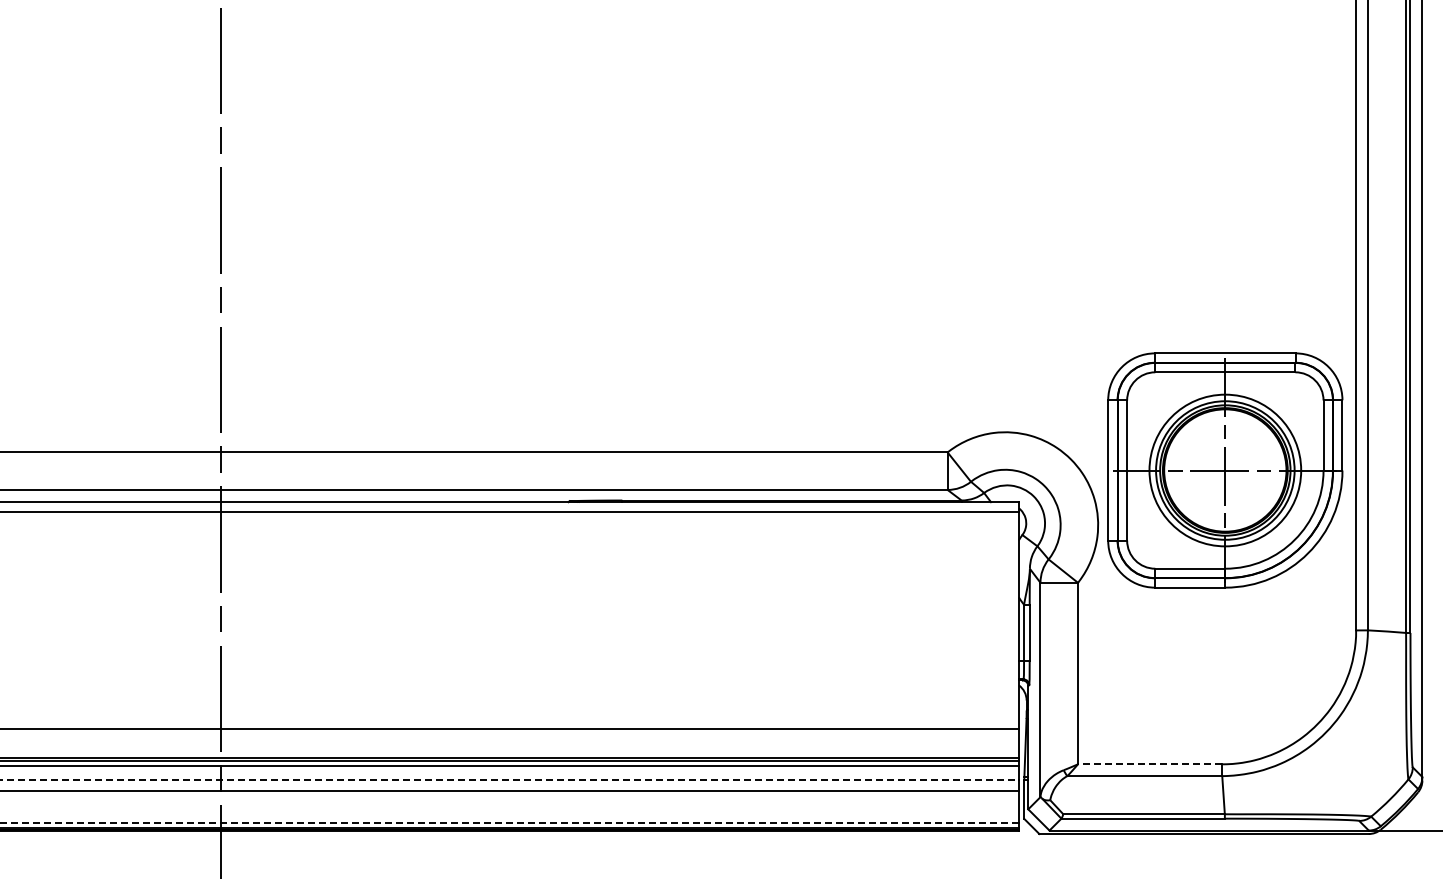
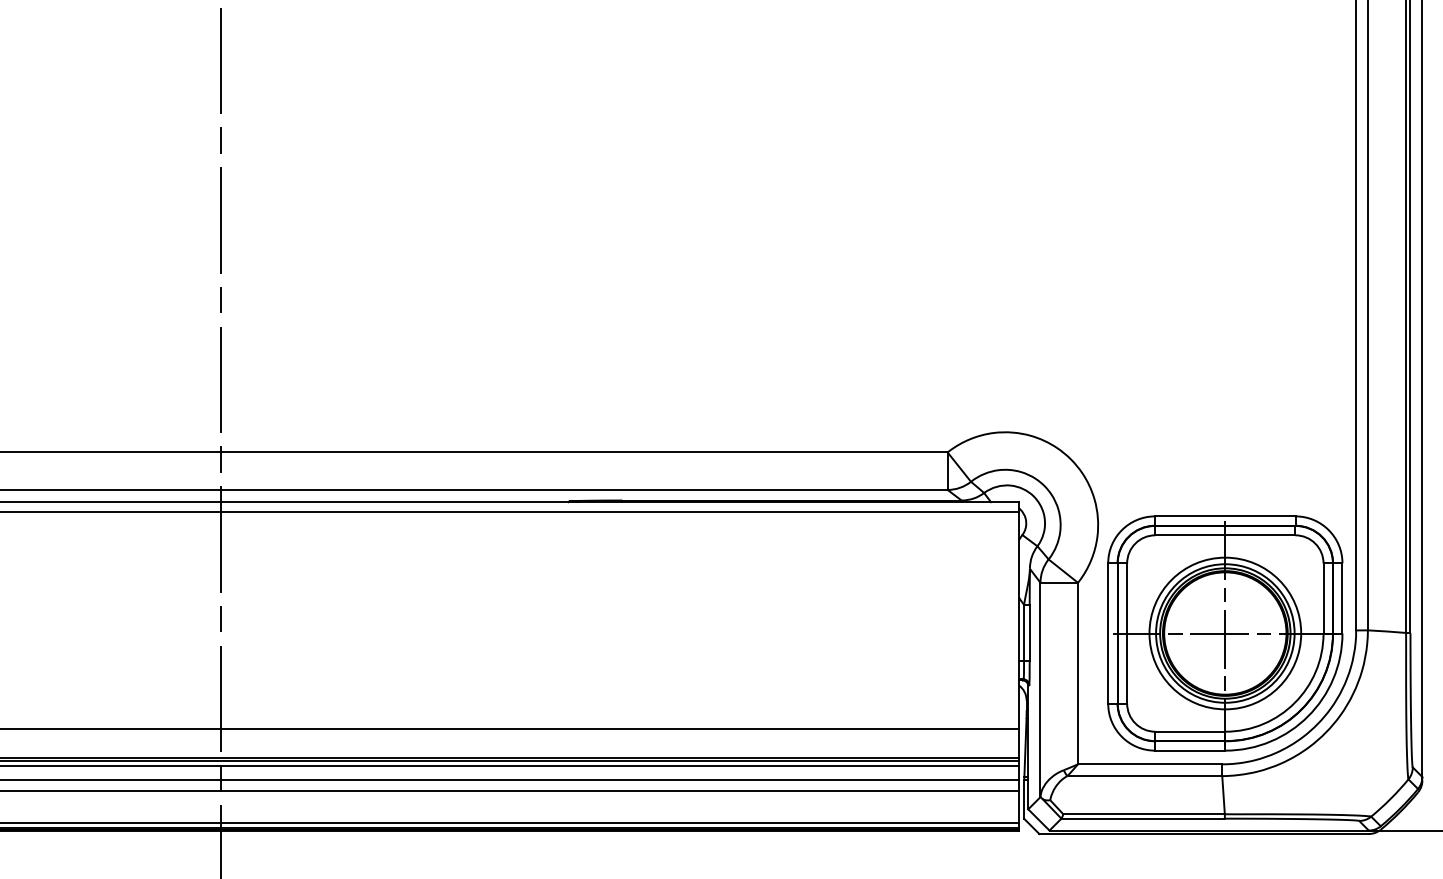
part position: (1225, 470) -> (1225, 633) (1225, 633)
line: dashed -> solid (1149, 764)
line: dashed -> solid (510, 780)
line: dashed -> solid (509, 823)
